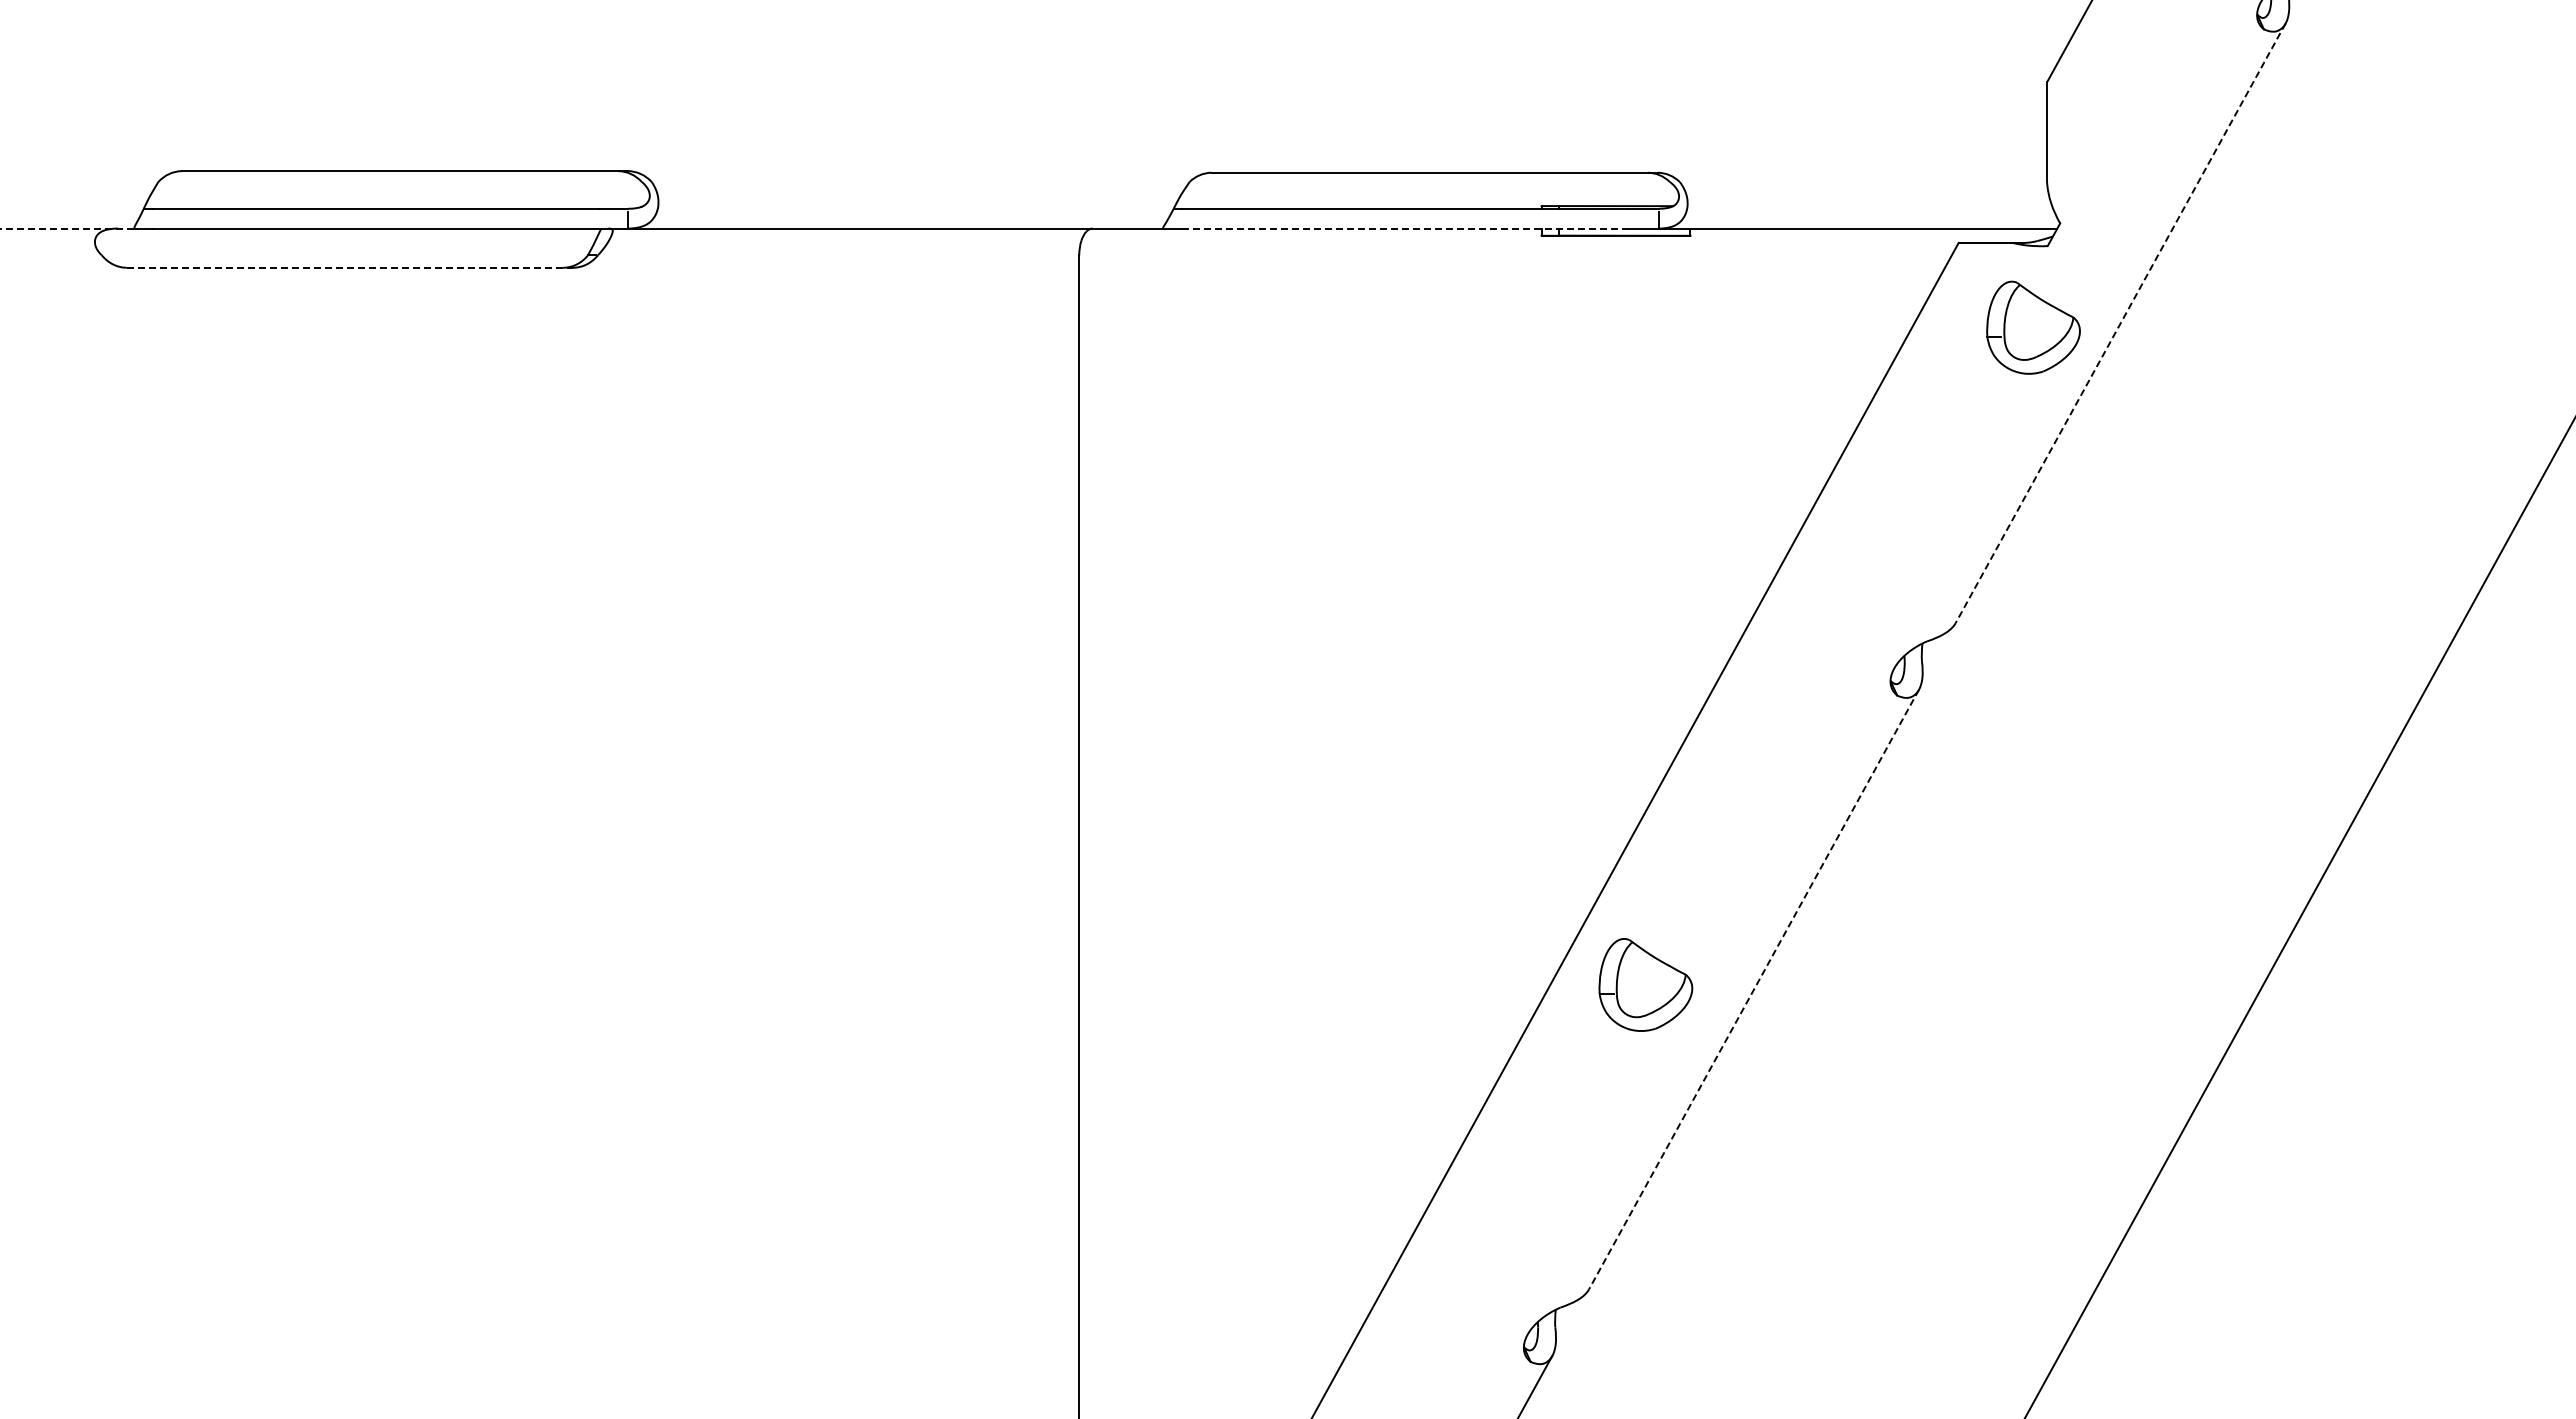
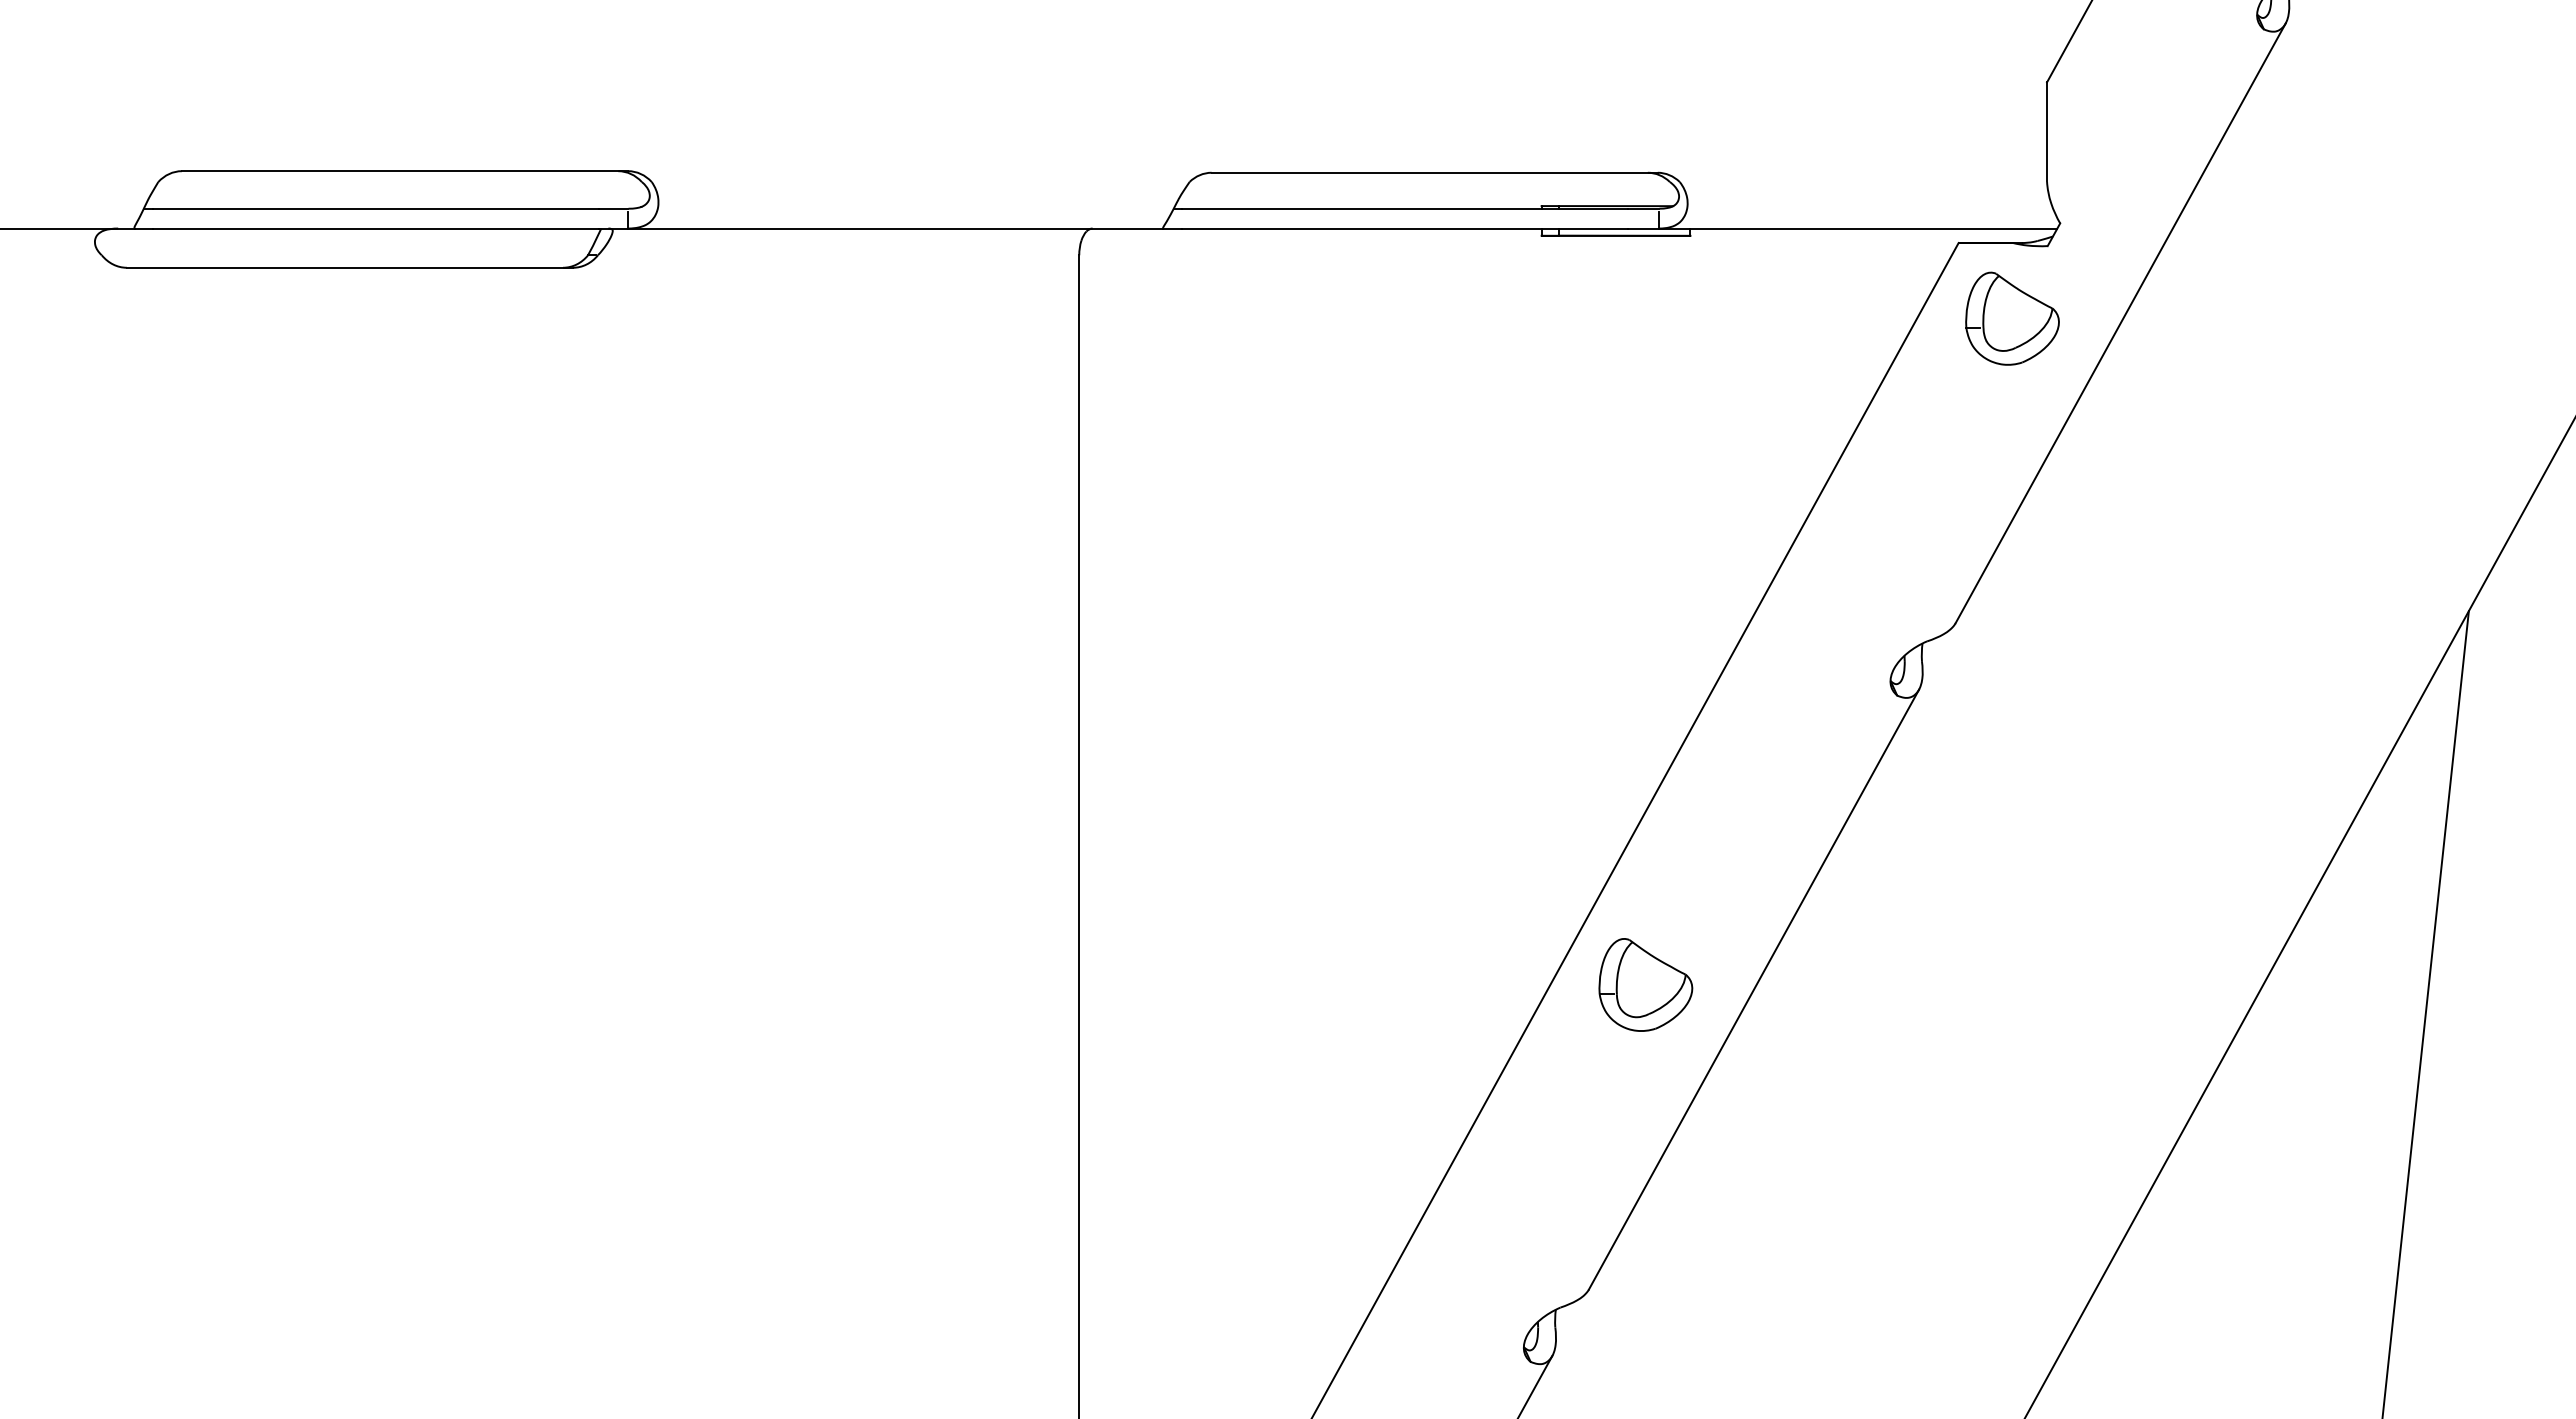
line: dashed -> solid (68, 228)
line: dashed -> solid (1405, 228)
line: dashed -> solid (350, 267)
line: dashed -> solid (2120, 323)
part position: (2033, 327) -> (2012, 318) (2012, 318)
line: dashed -> solid (1753, 990)
line: none -> present (2425, 1013)
